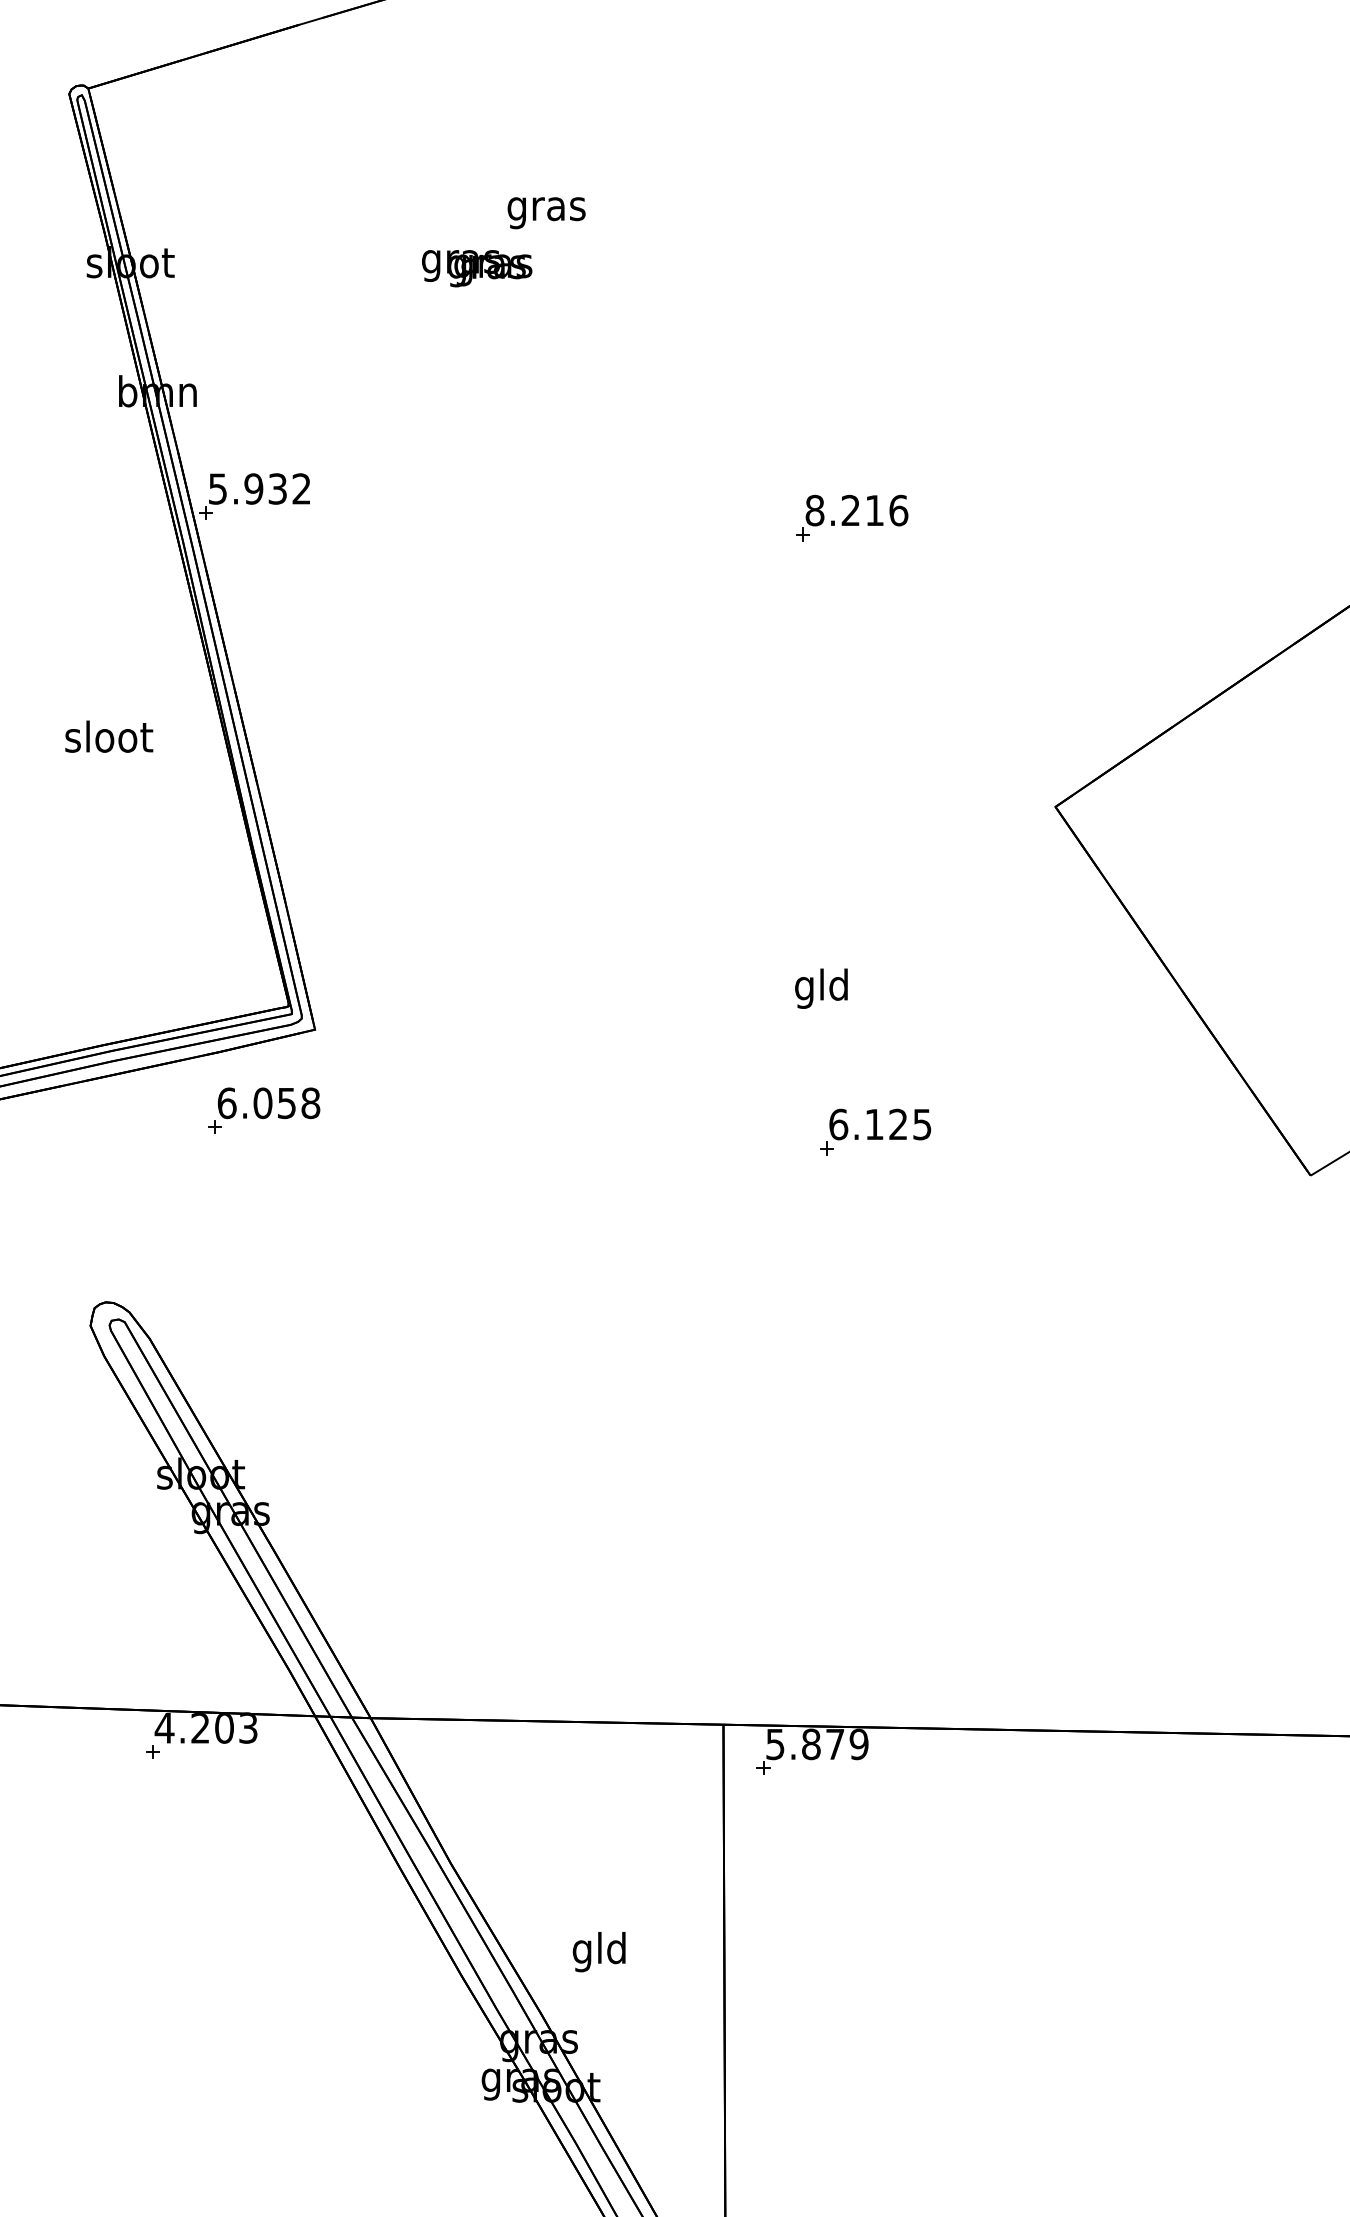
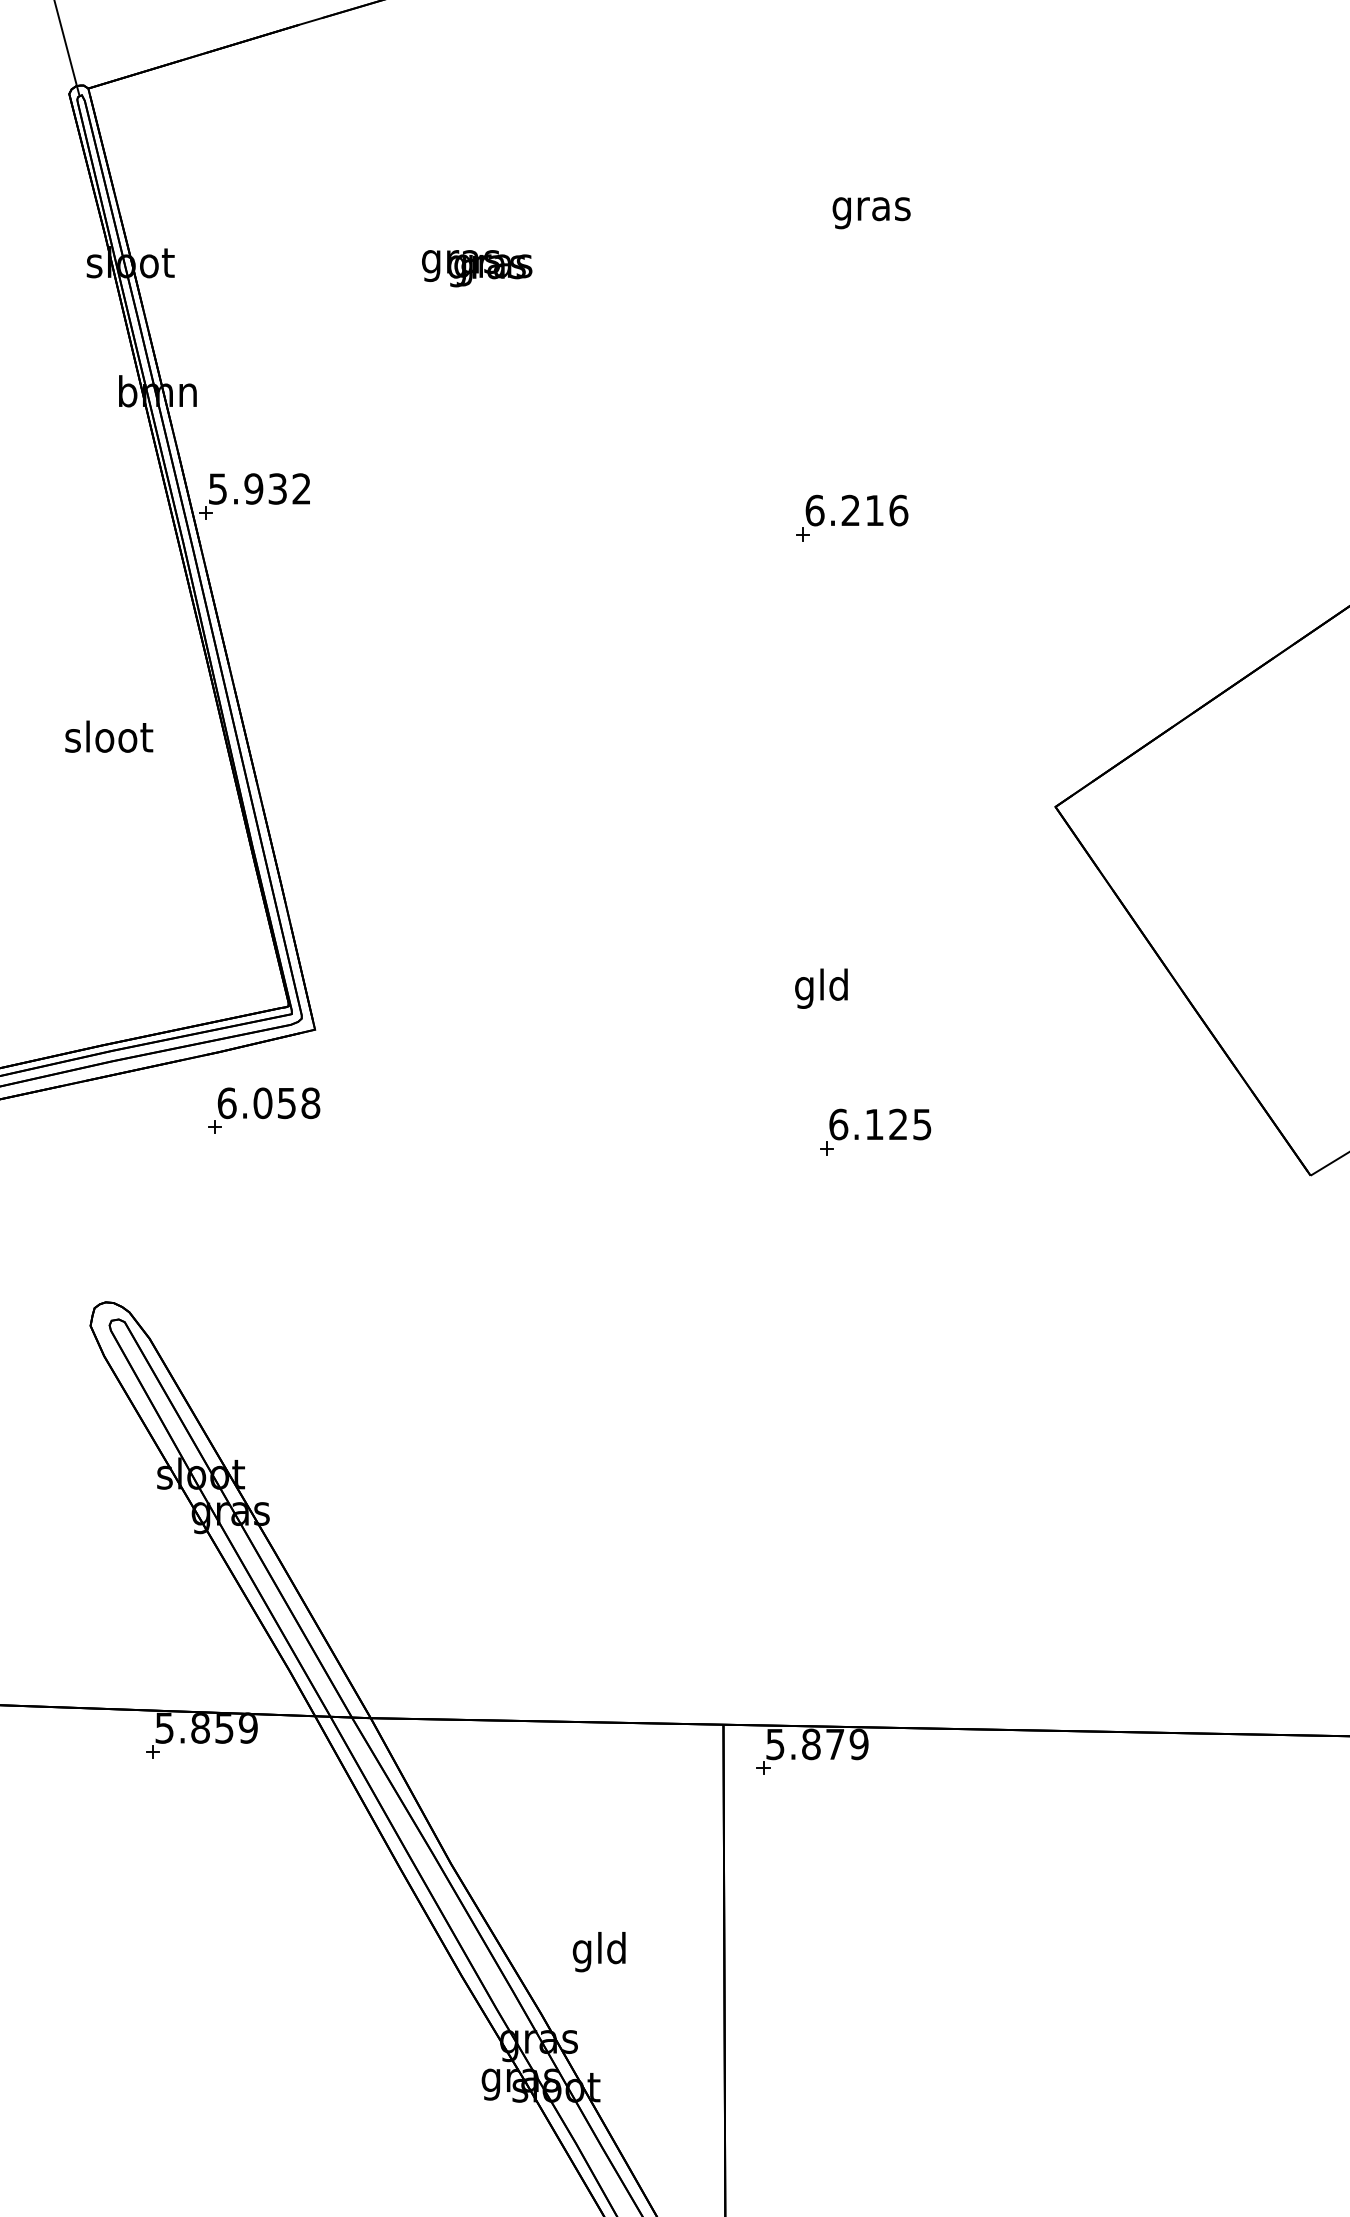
line: none -> present (67, 49)
text position: (546, 213) -> (871, 213) (871, 213)
text: 8.216 -> 6.216 (814, 510)
text: 4.203 -> 5.859 (205, 1727)
